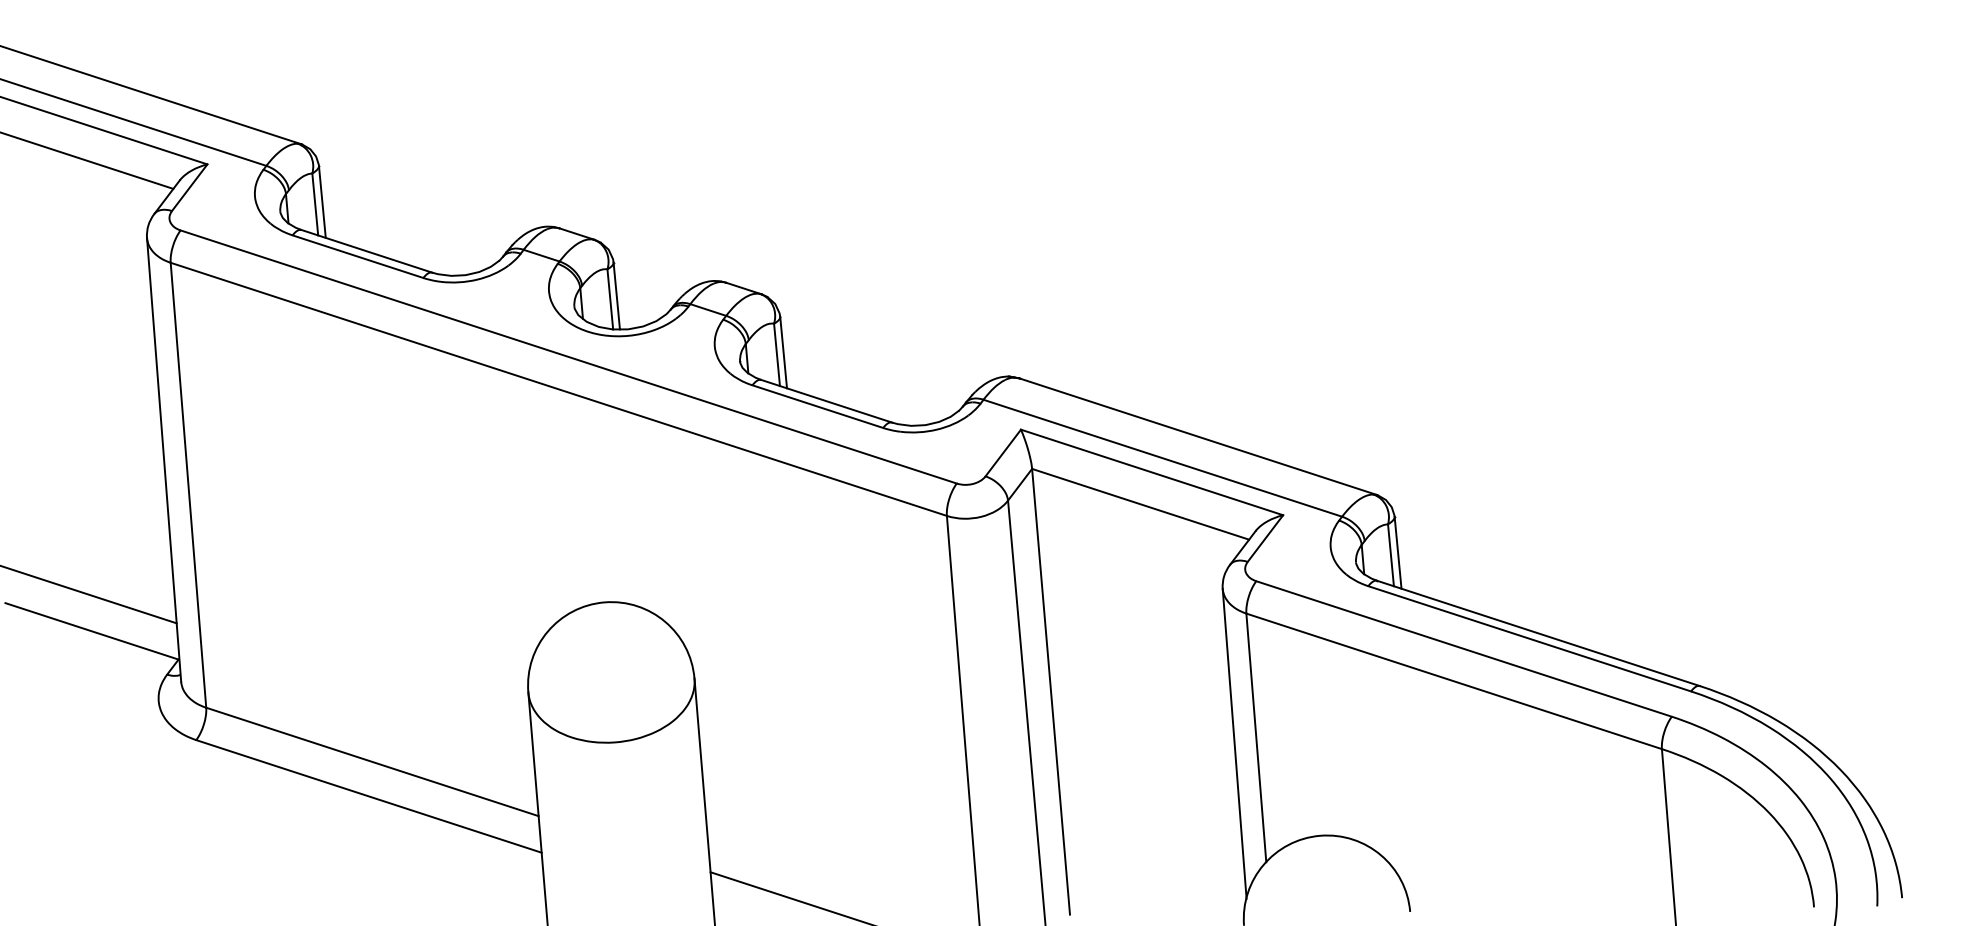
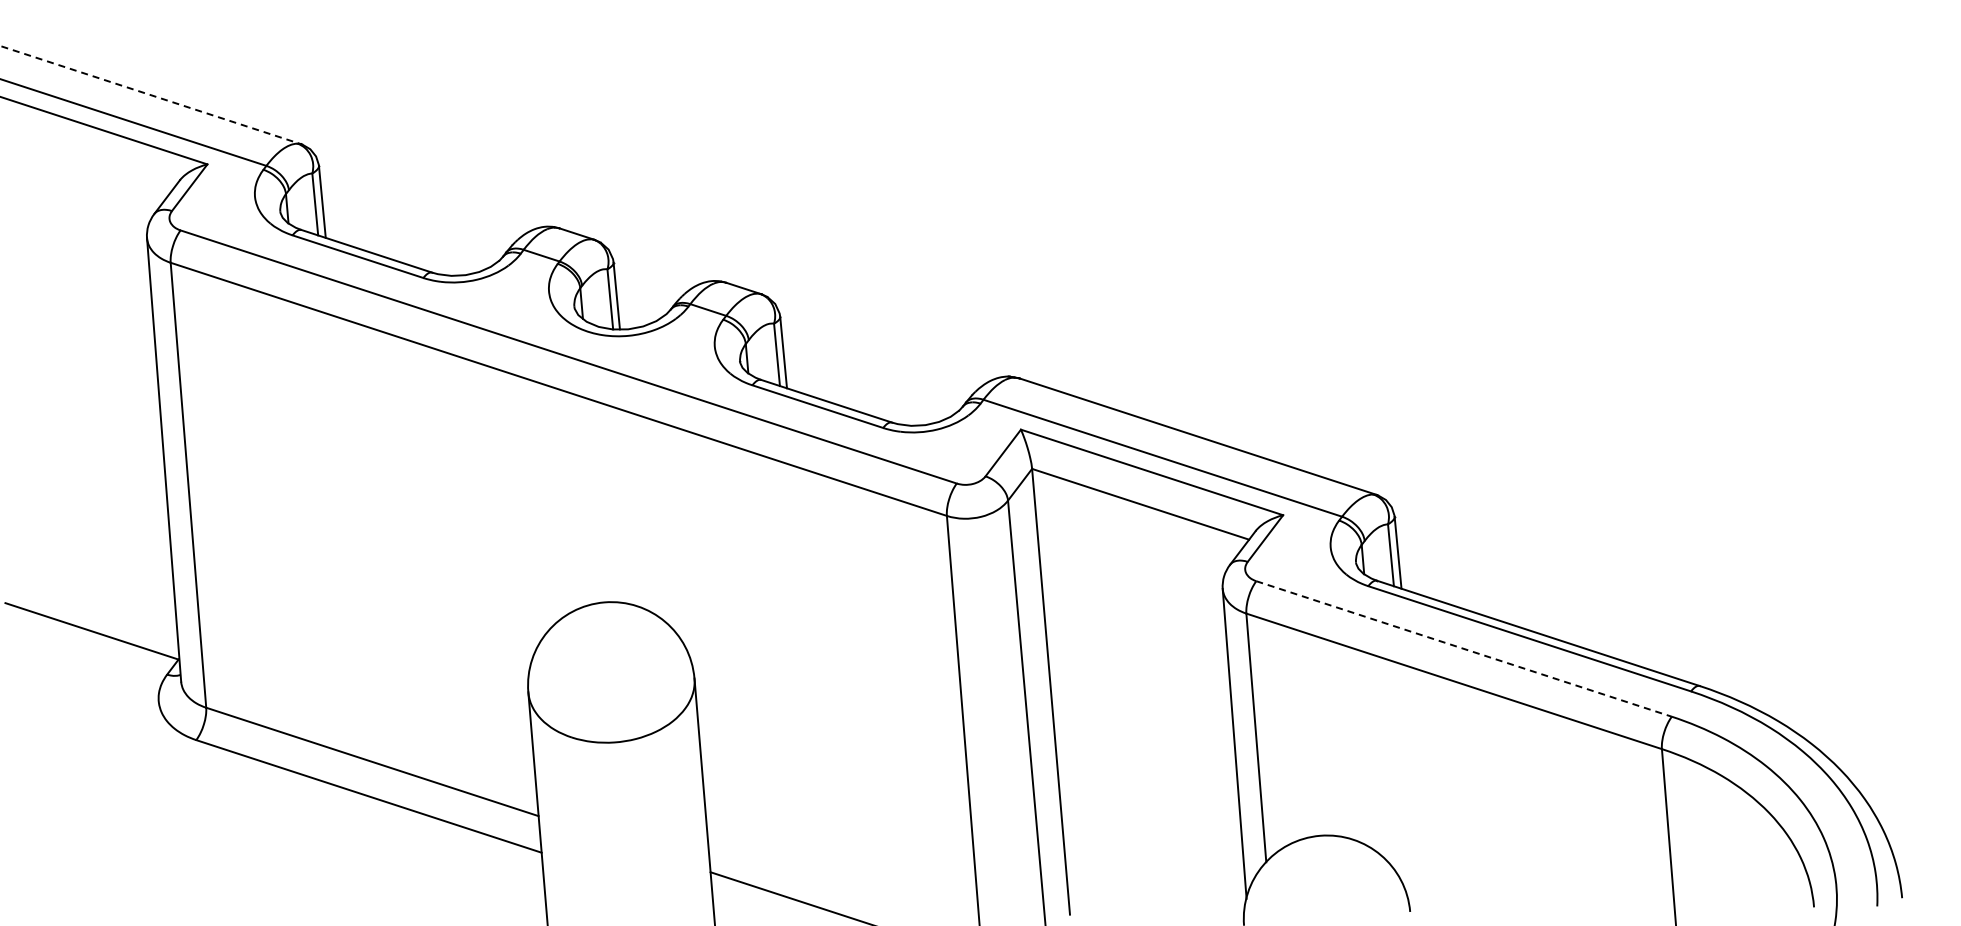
line: solid -> dashed (150, 95)
line: present -> none (87, 160)
line: present -> none (89, 594)
line: solid -> dashed (1464, 648)
